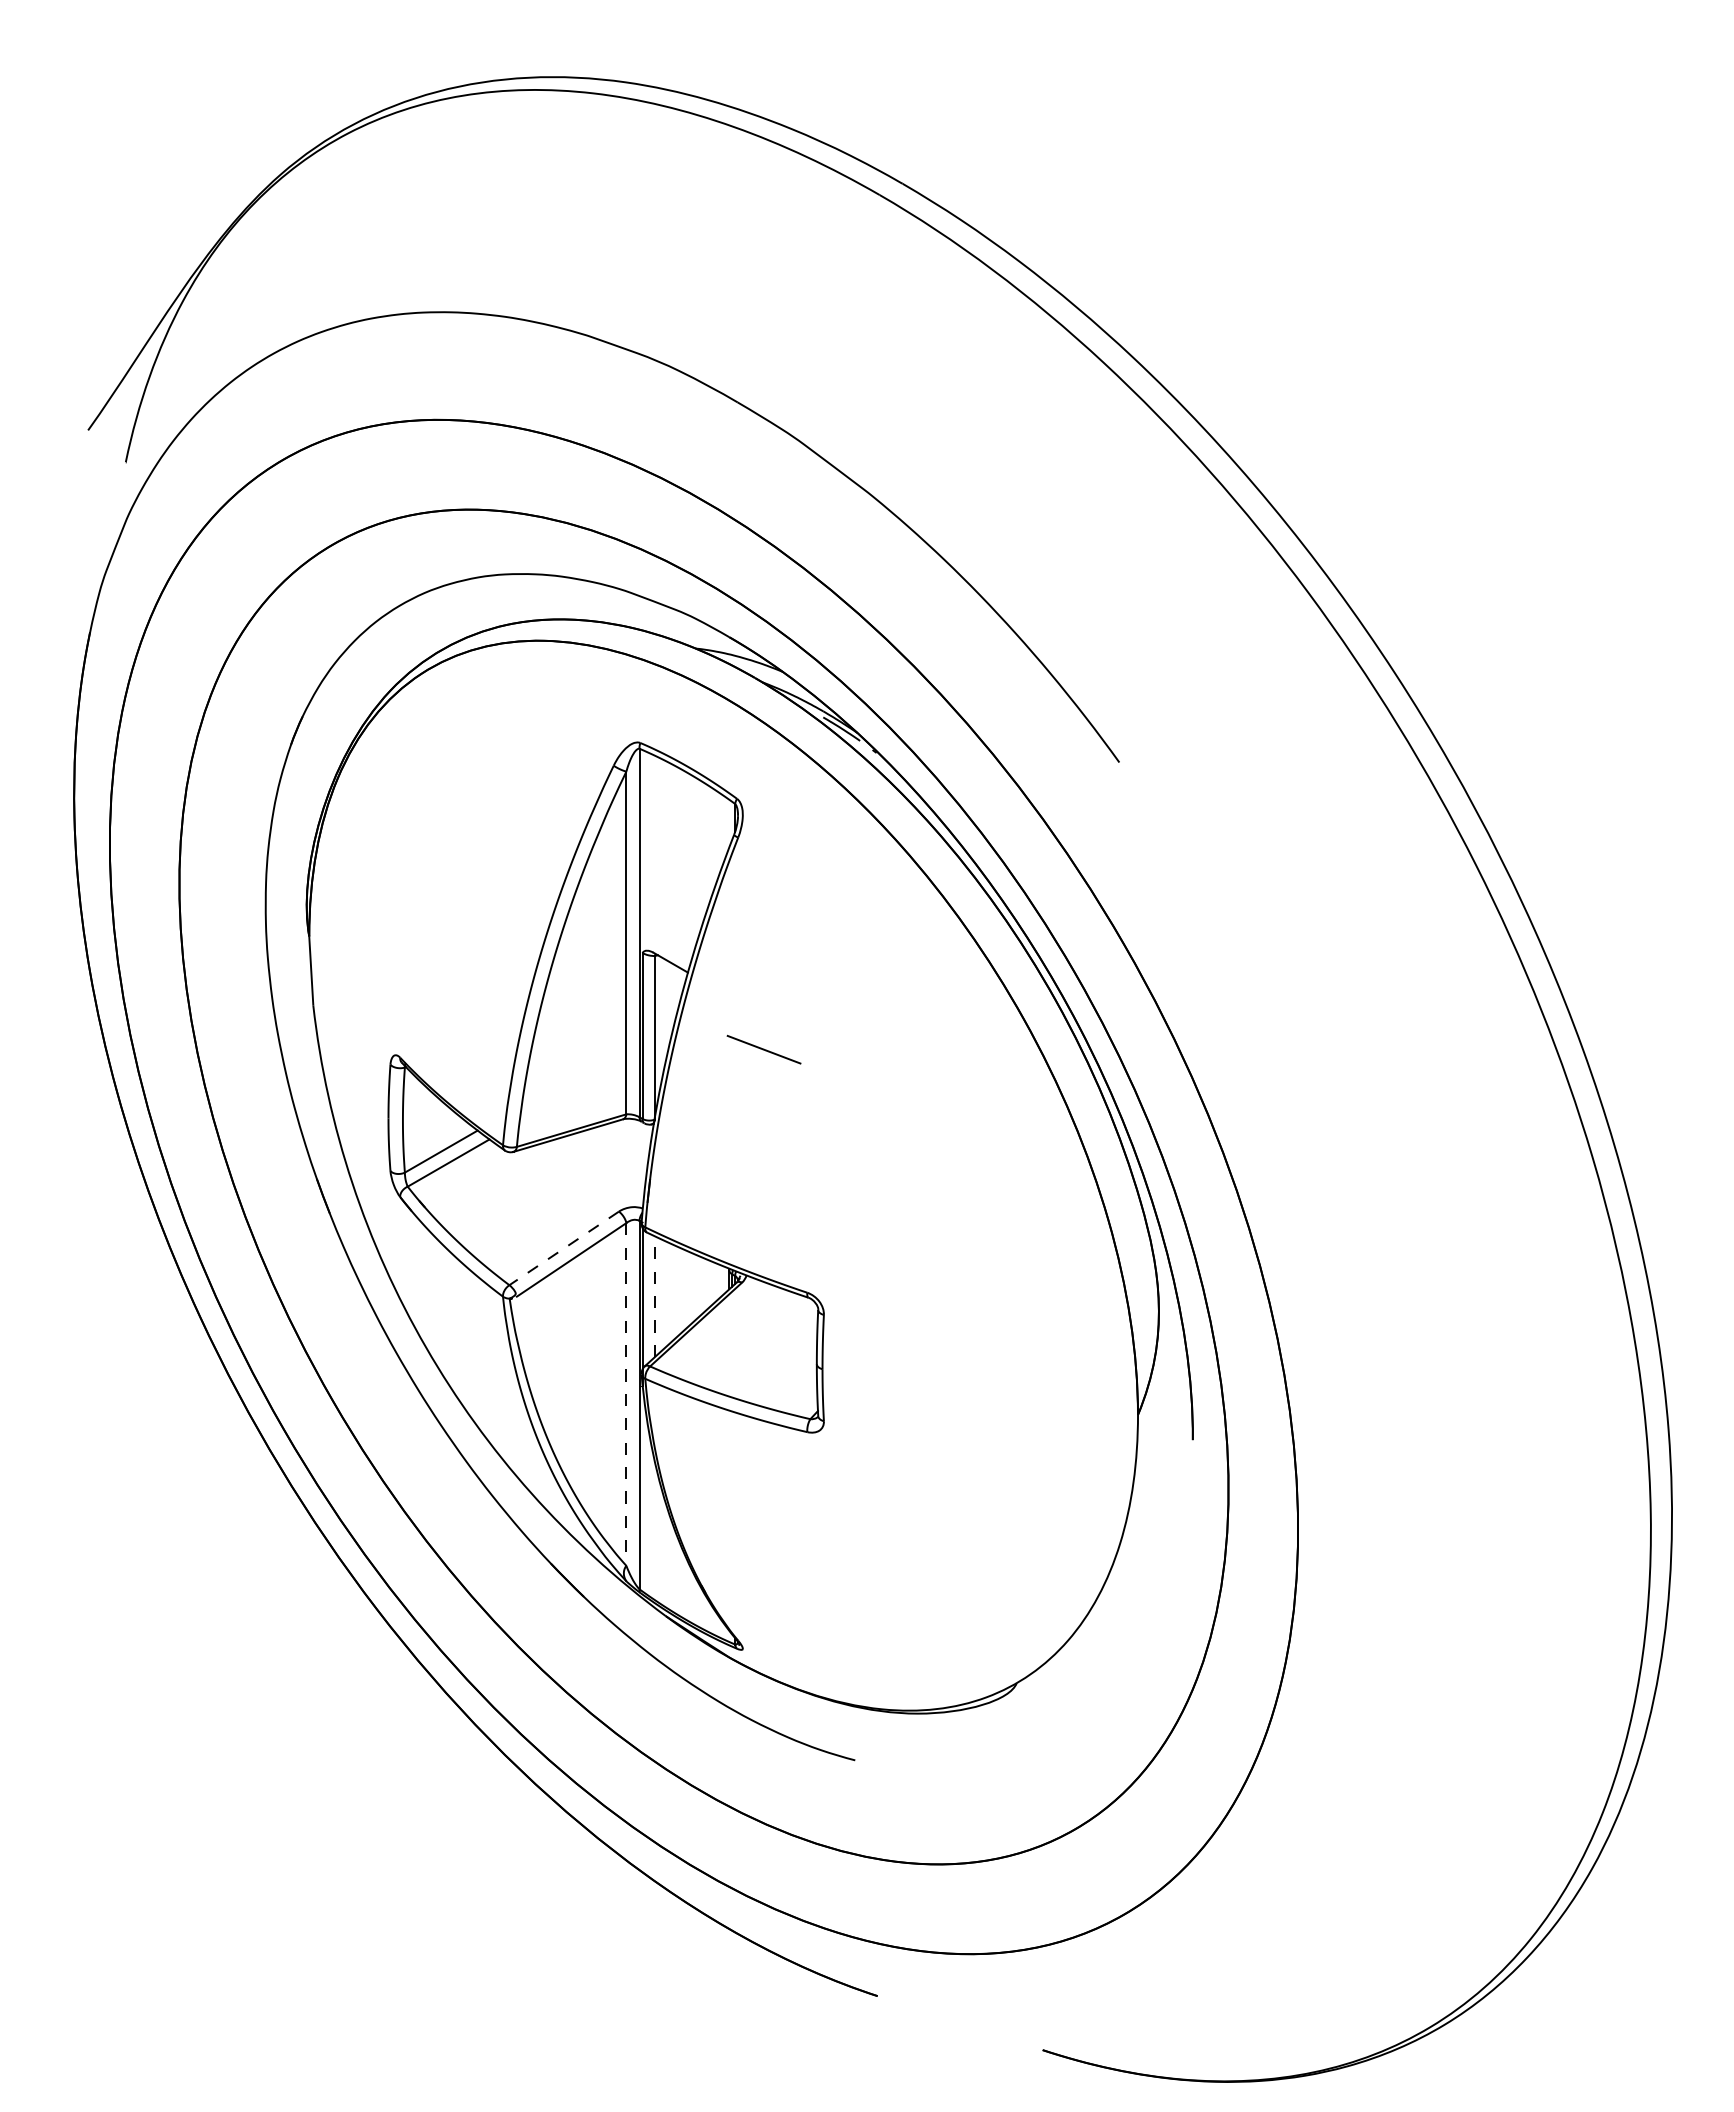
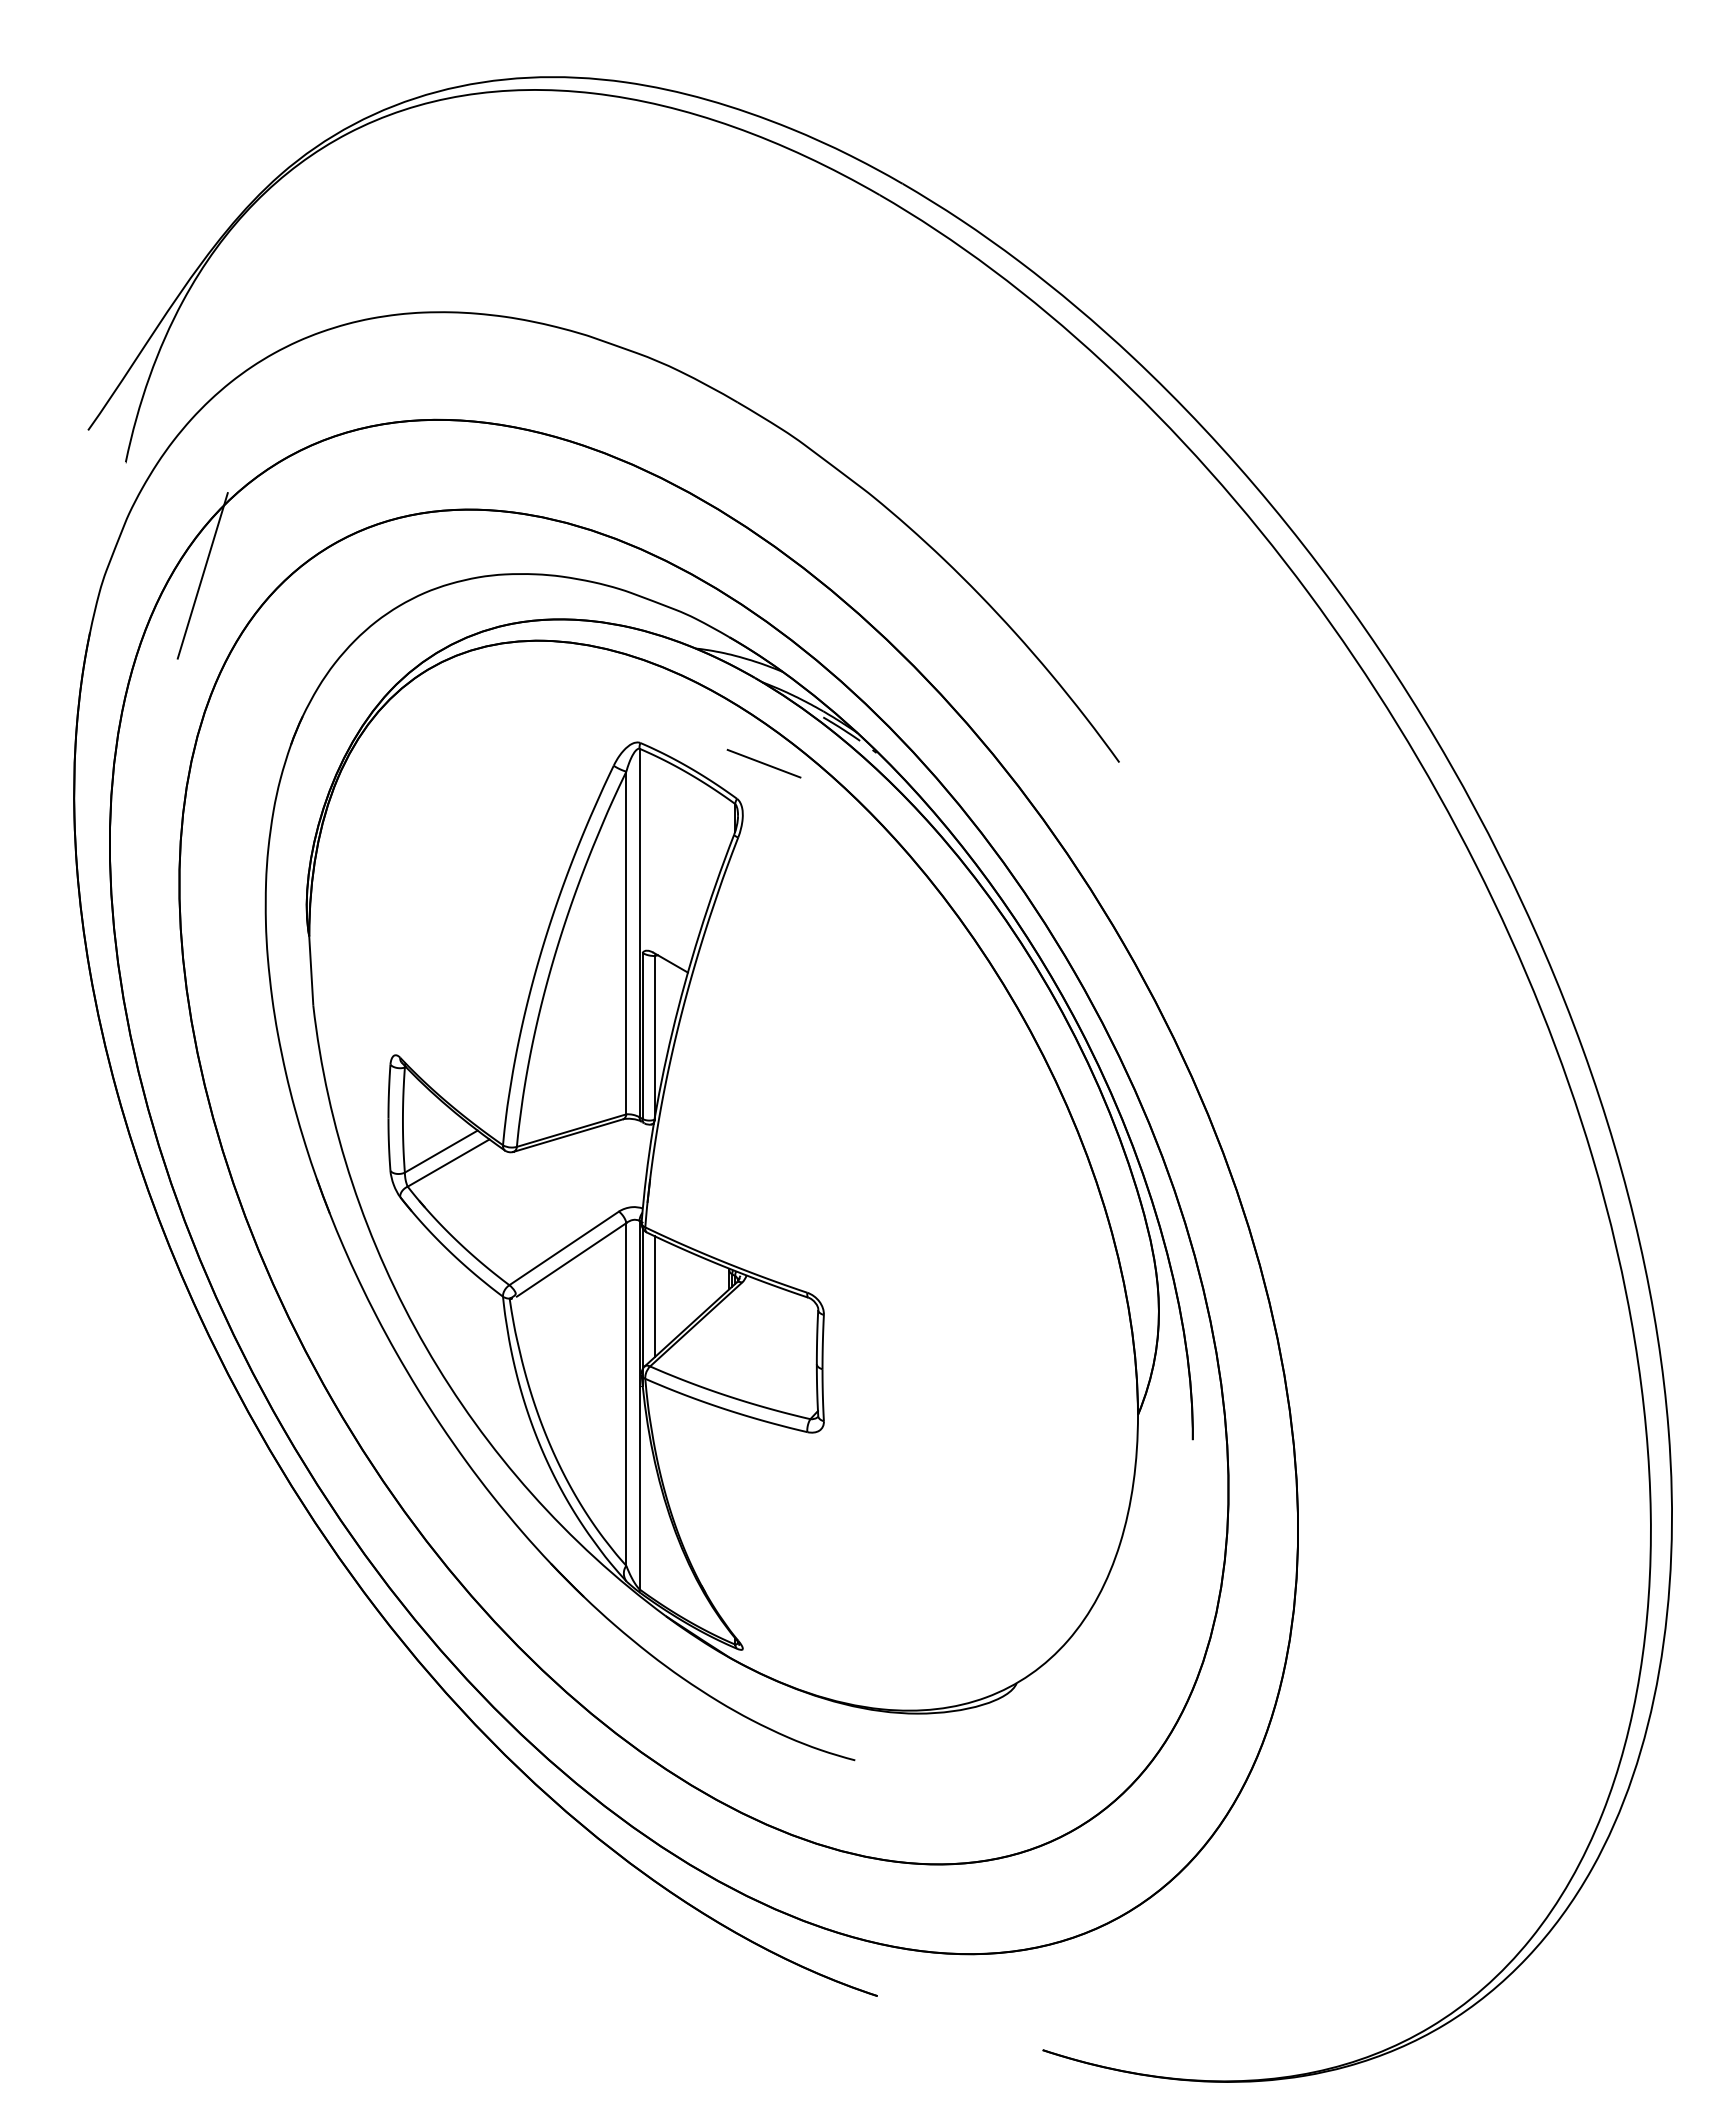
line: none -> present (202, 575)
line position: (763, 1049) -> (763, 763) (763, 763)
line: dashed -> solid (564, 1248)
line: dashed -> solid (655, 1296)
line: dashed -> solid (626, 1394)
